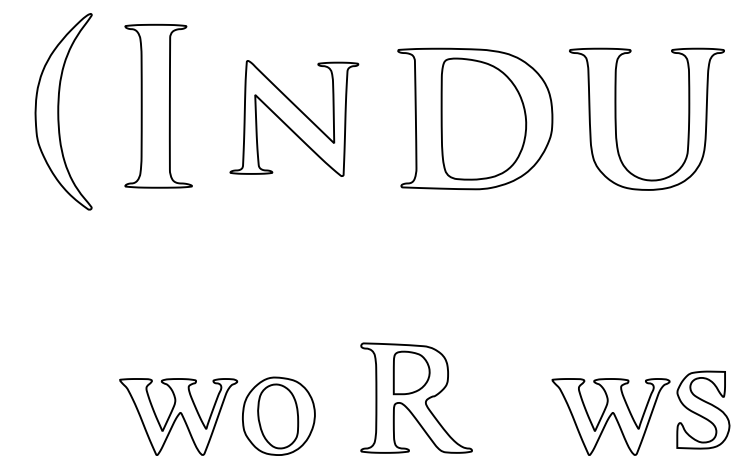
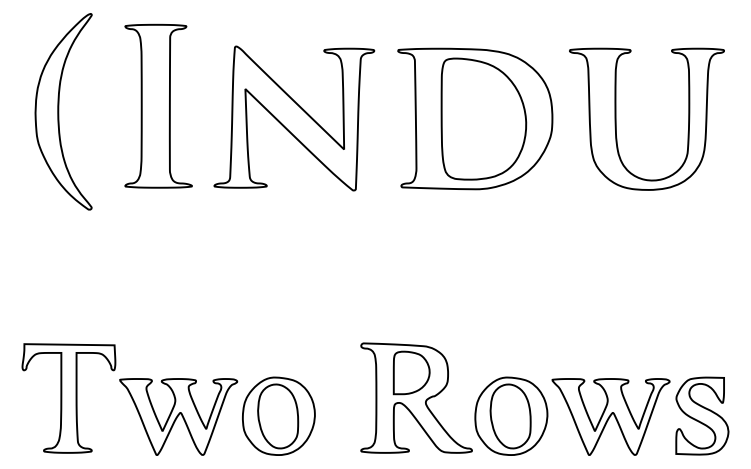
part size: 131x117 px -> 163x147 px (294, 118)
part: none -> present (68, 398)
part position: (703, 409) -> (702, 415) (702, 415)
part: none -> present (511, 415)
